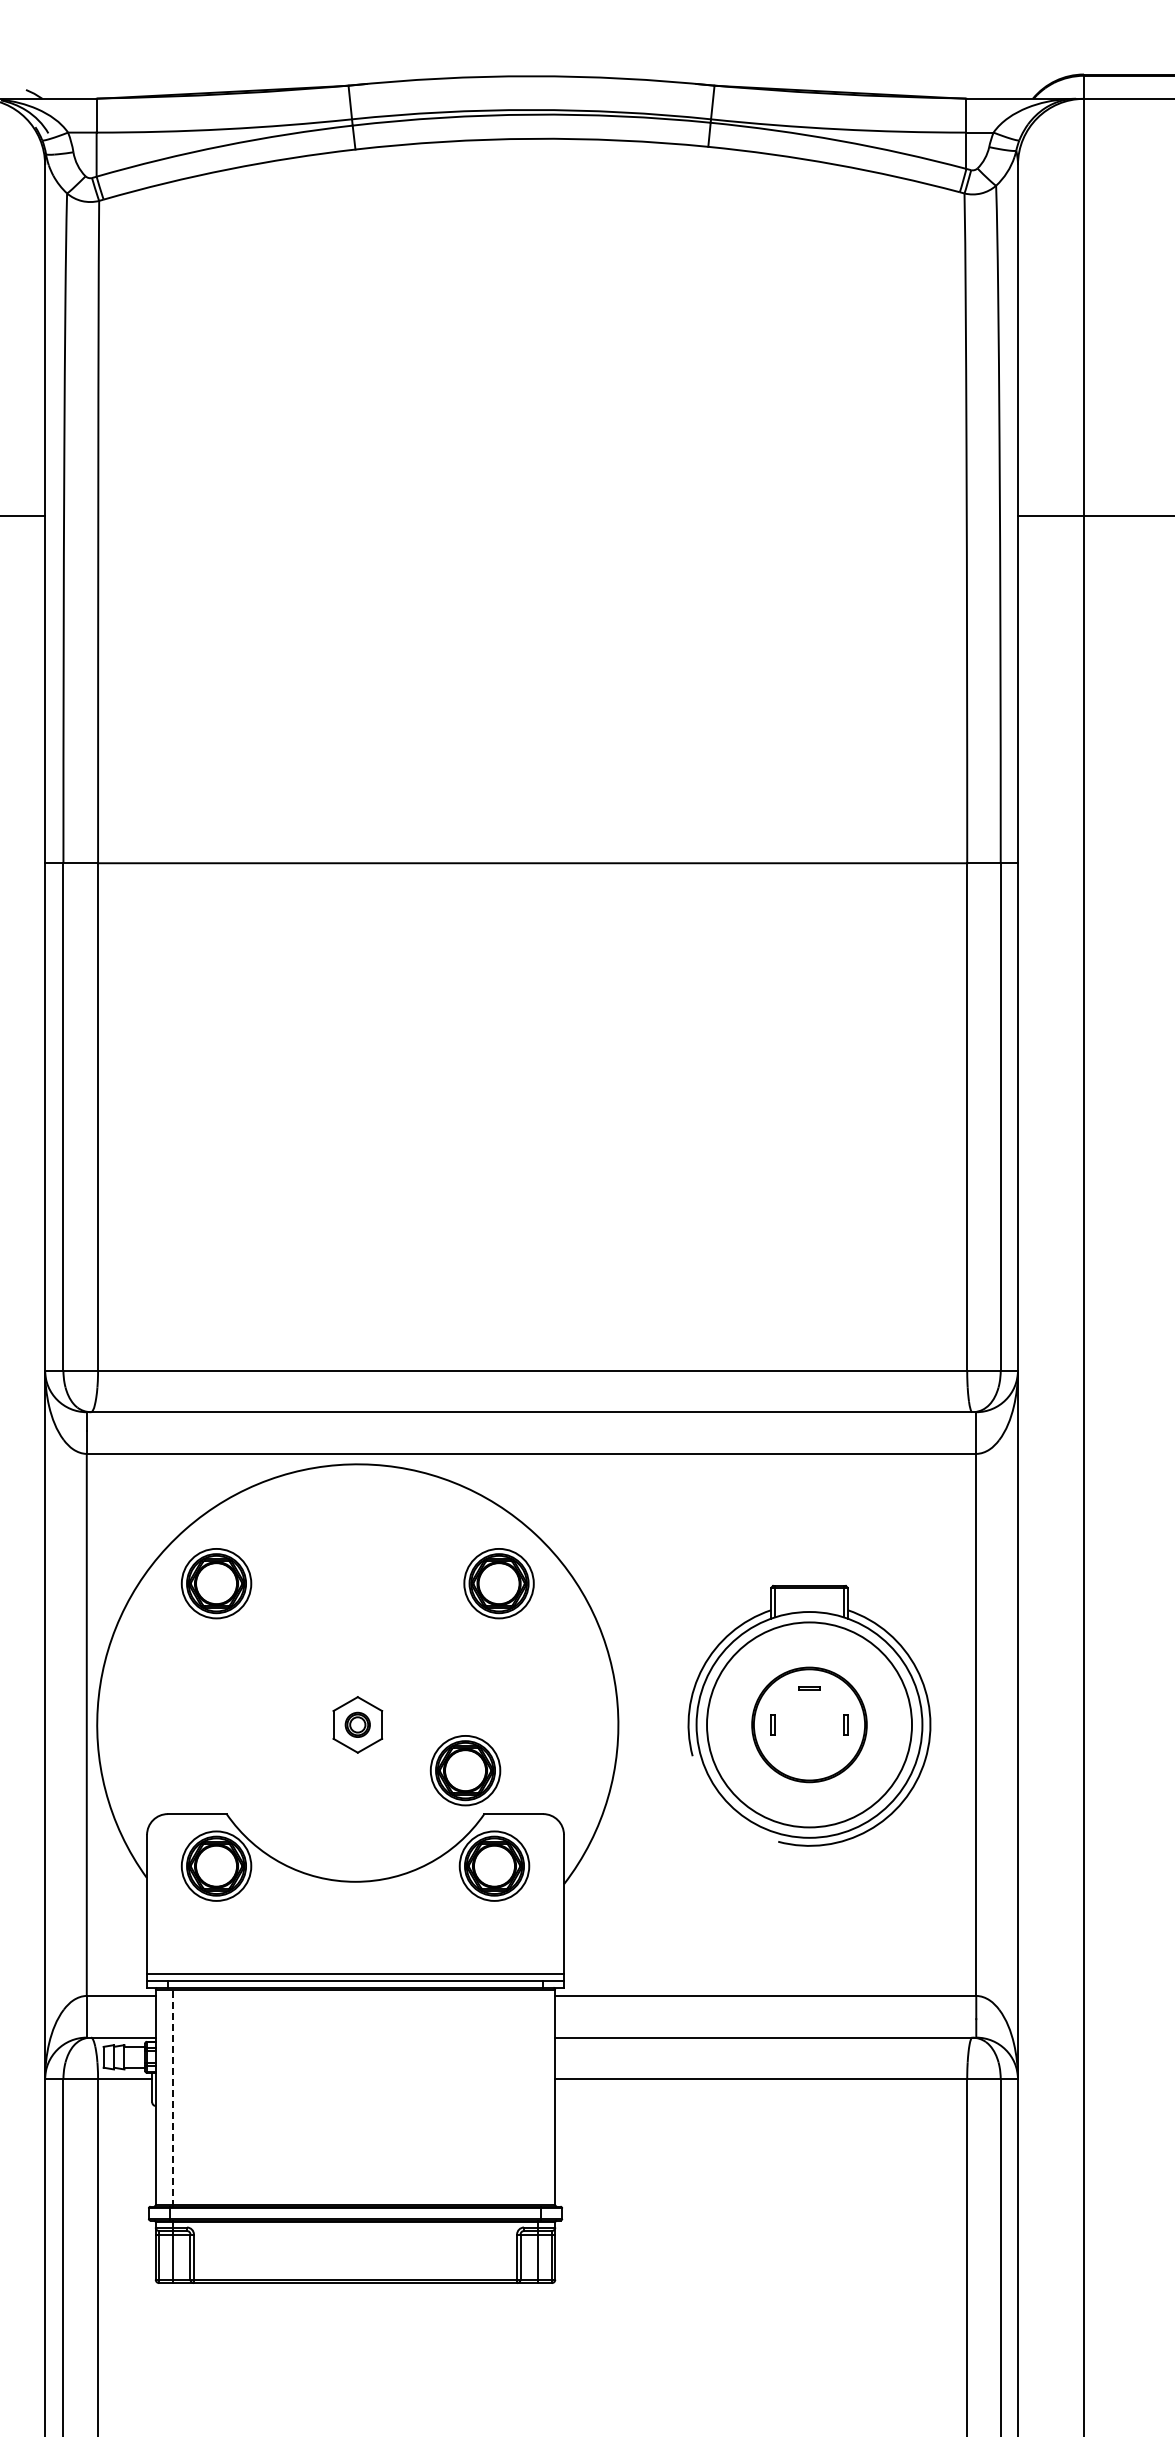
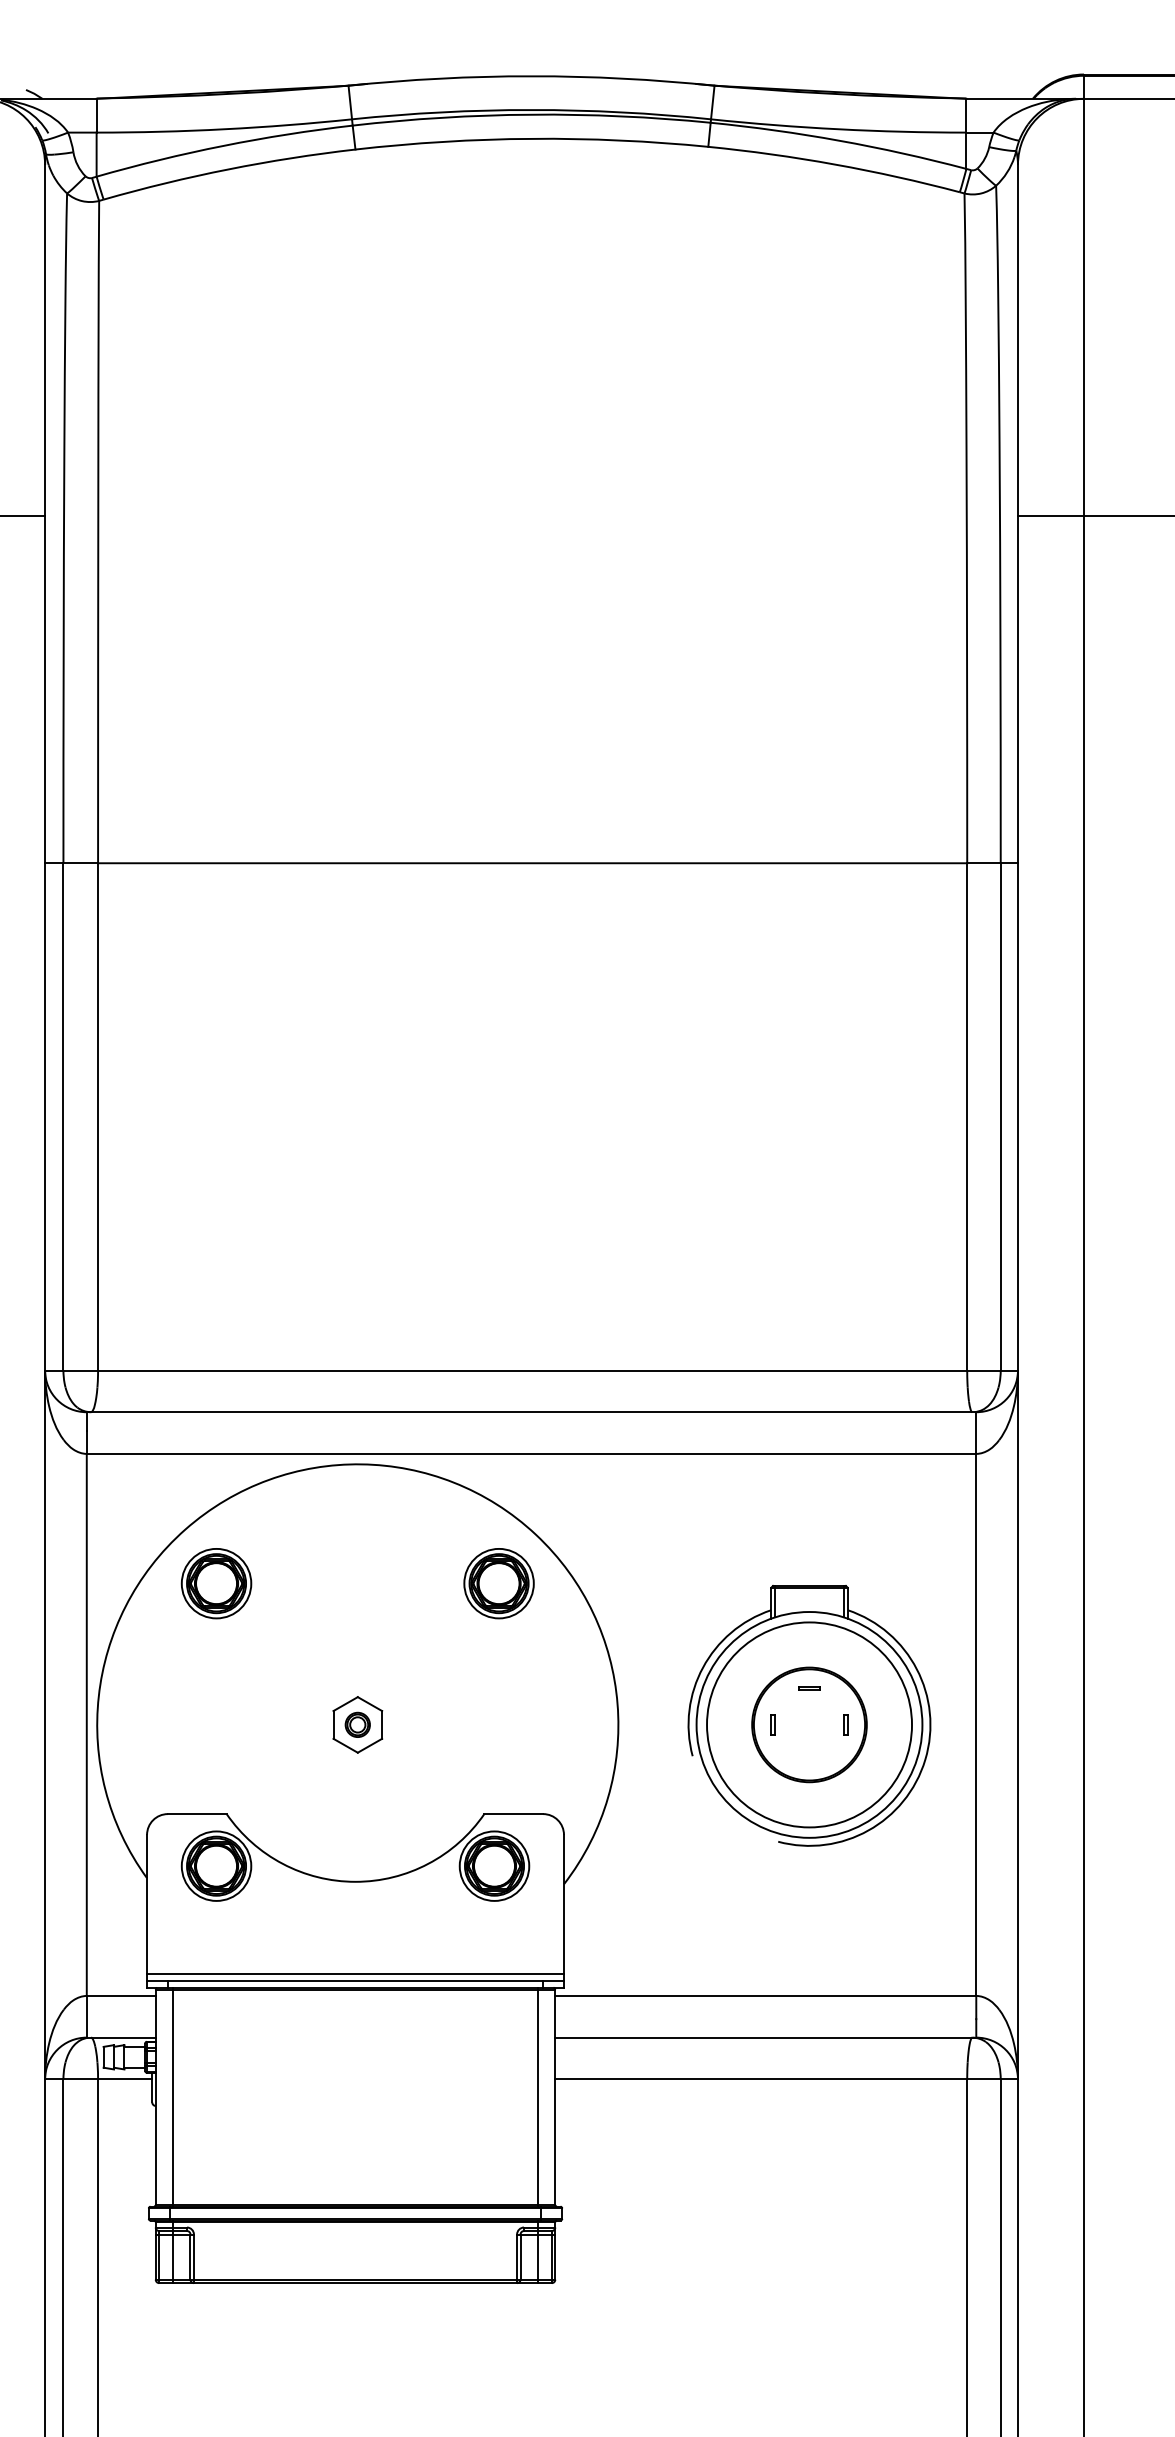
part: present -> none (465, 1770)
line: dashed -> solid (173, 2096)
line: none -> present (537, 2096)
